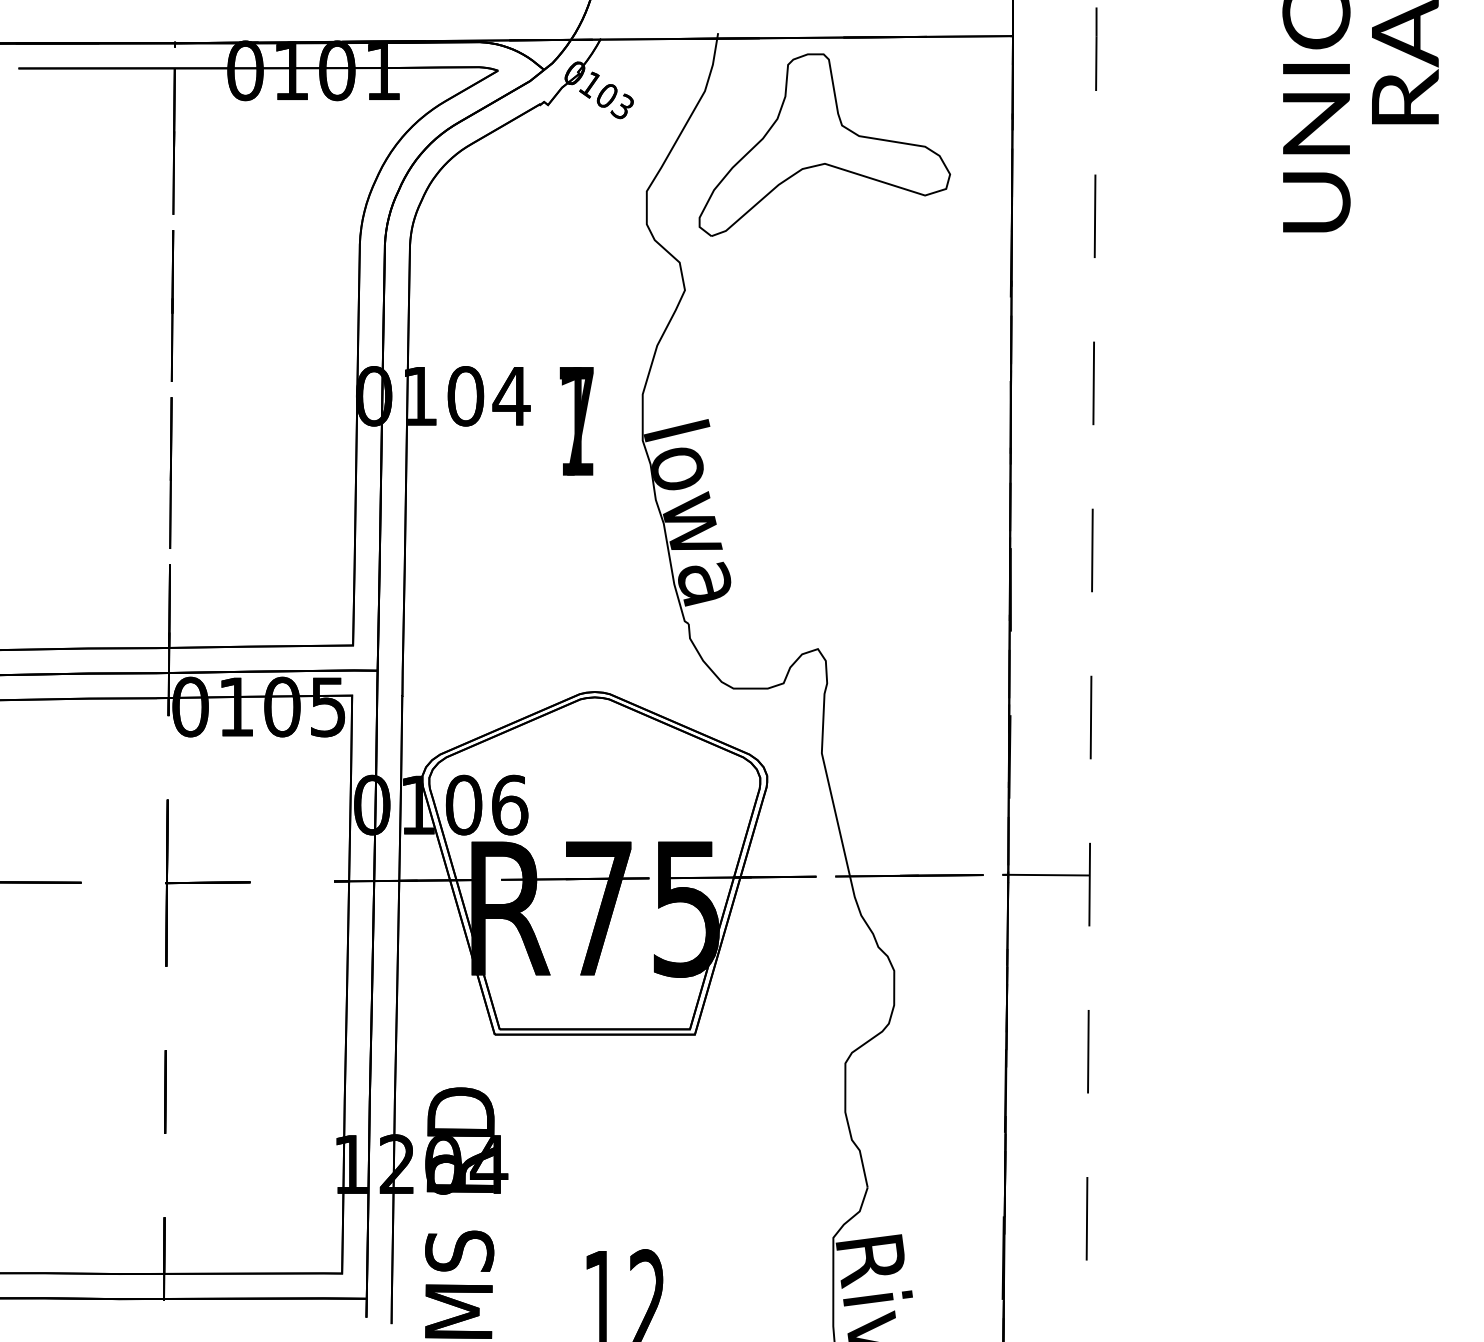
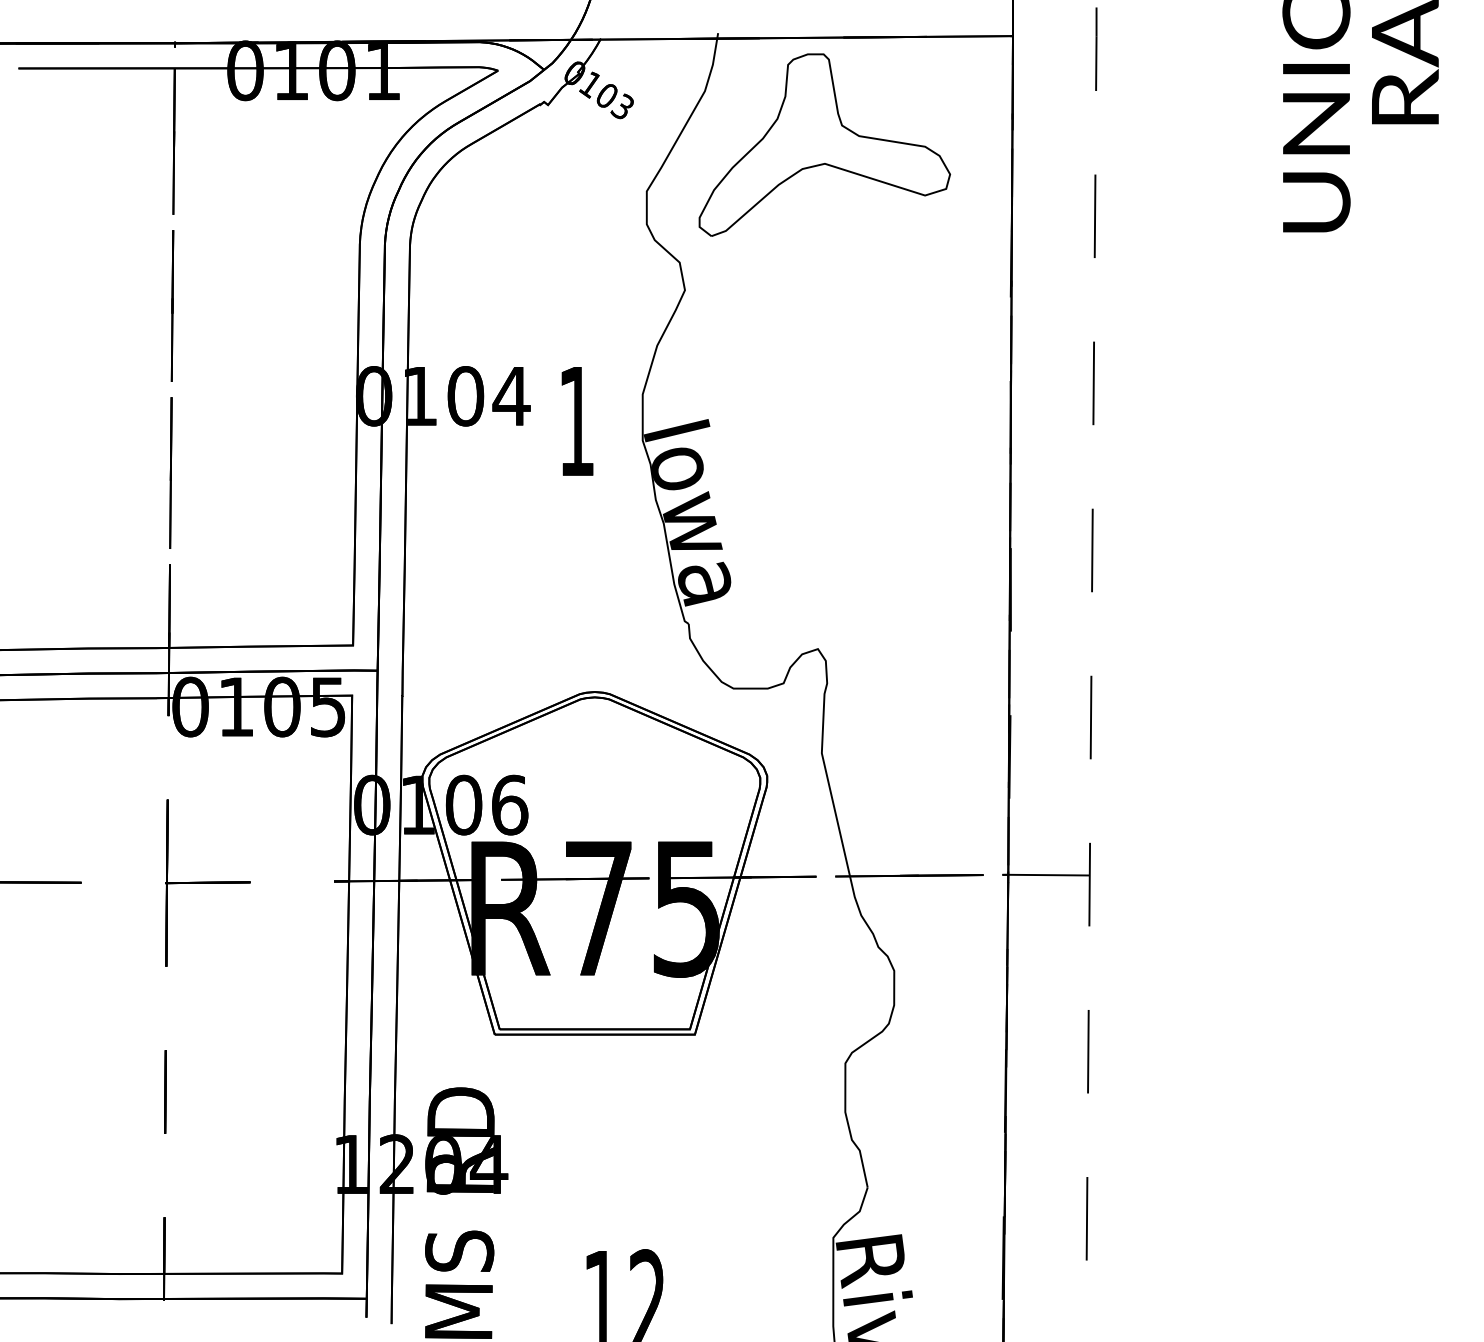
text: 7 -> 1 (576, 421)
